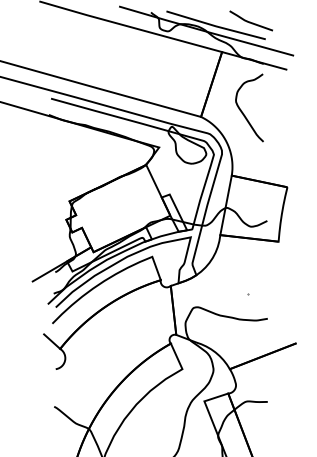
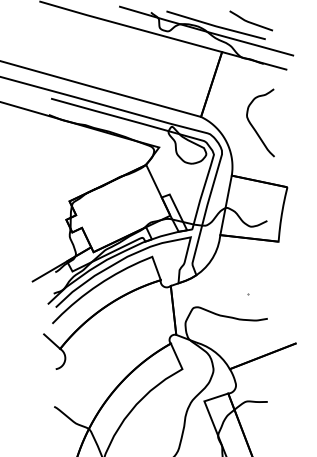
curve position: (243, 112) -> (254, 127) (254, 127)
